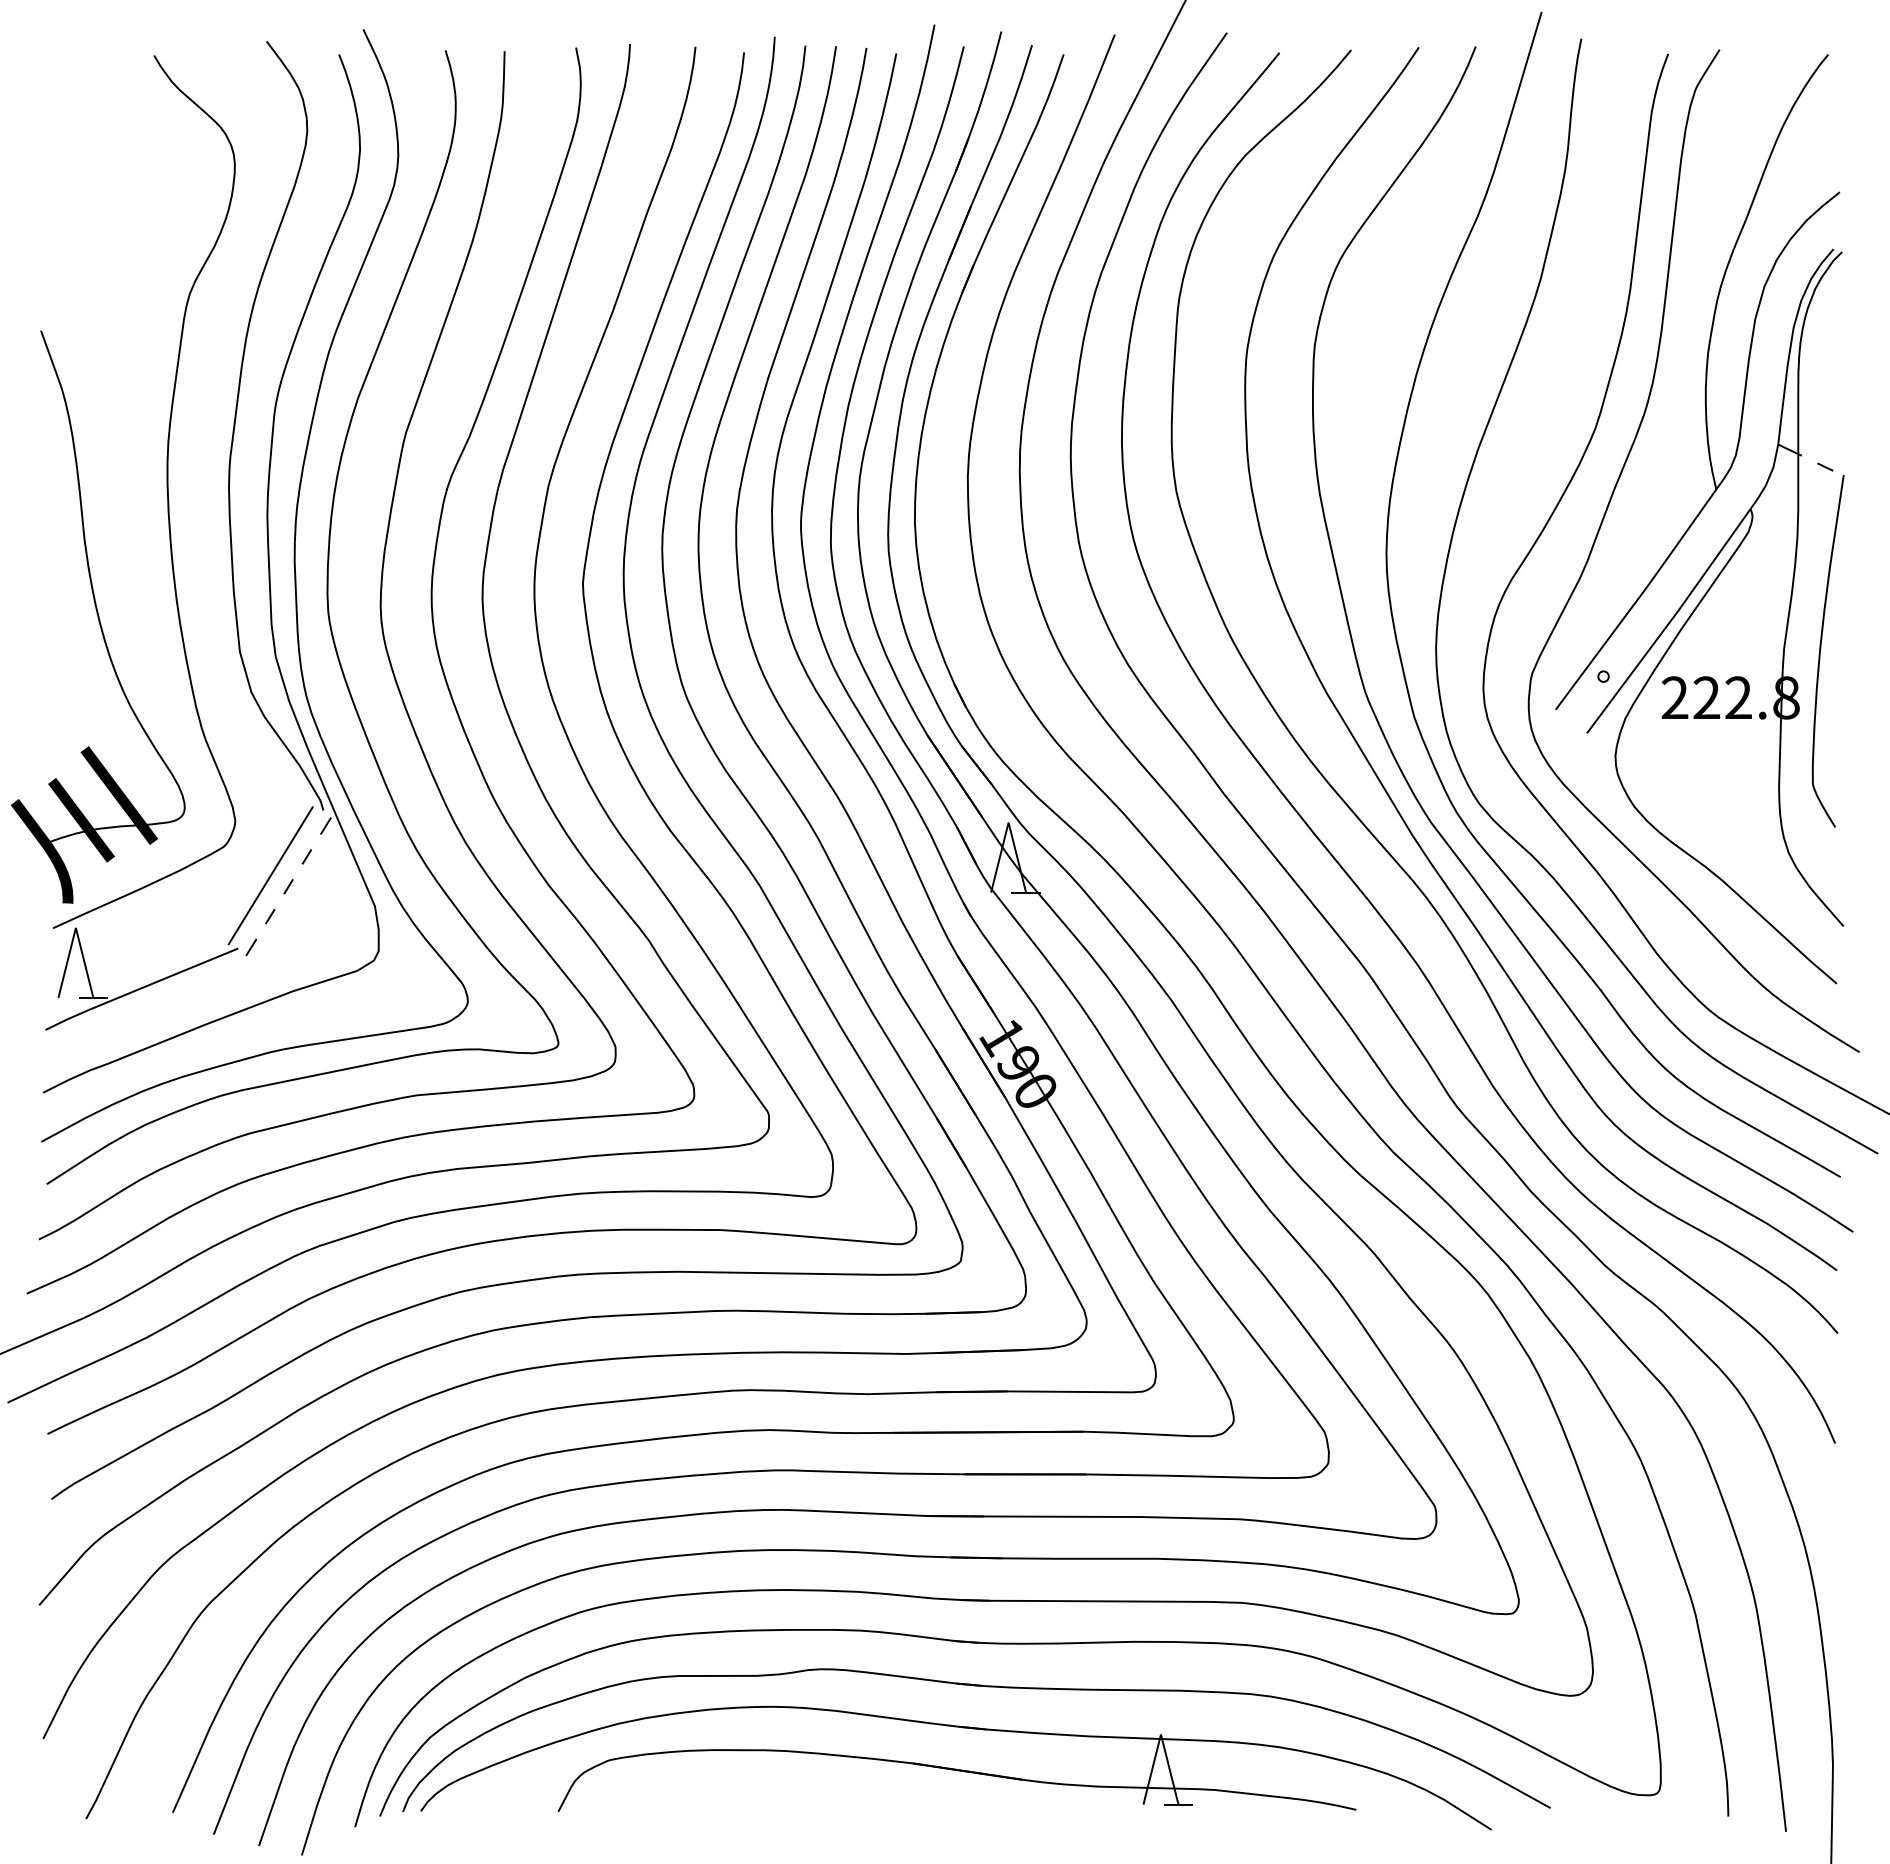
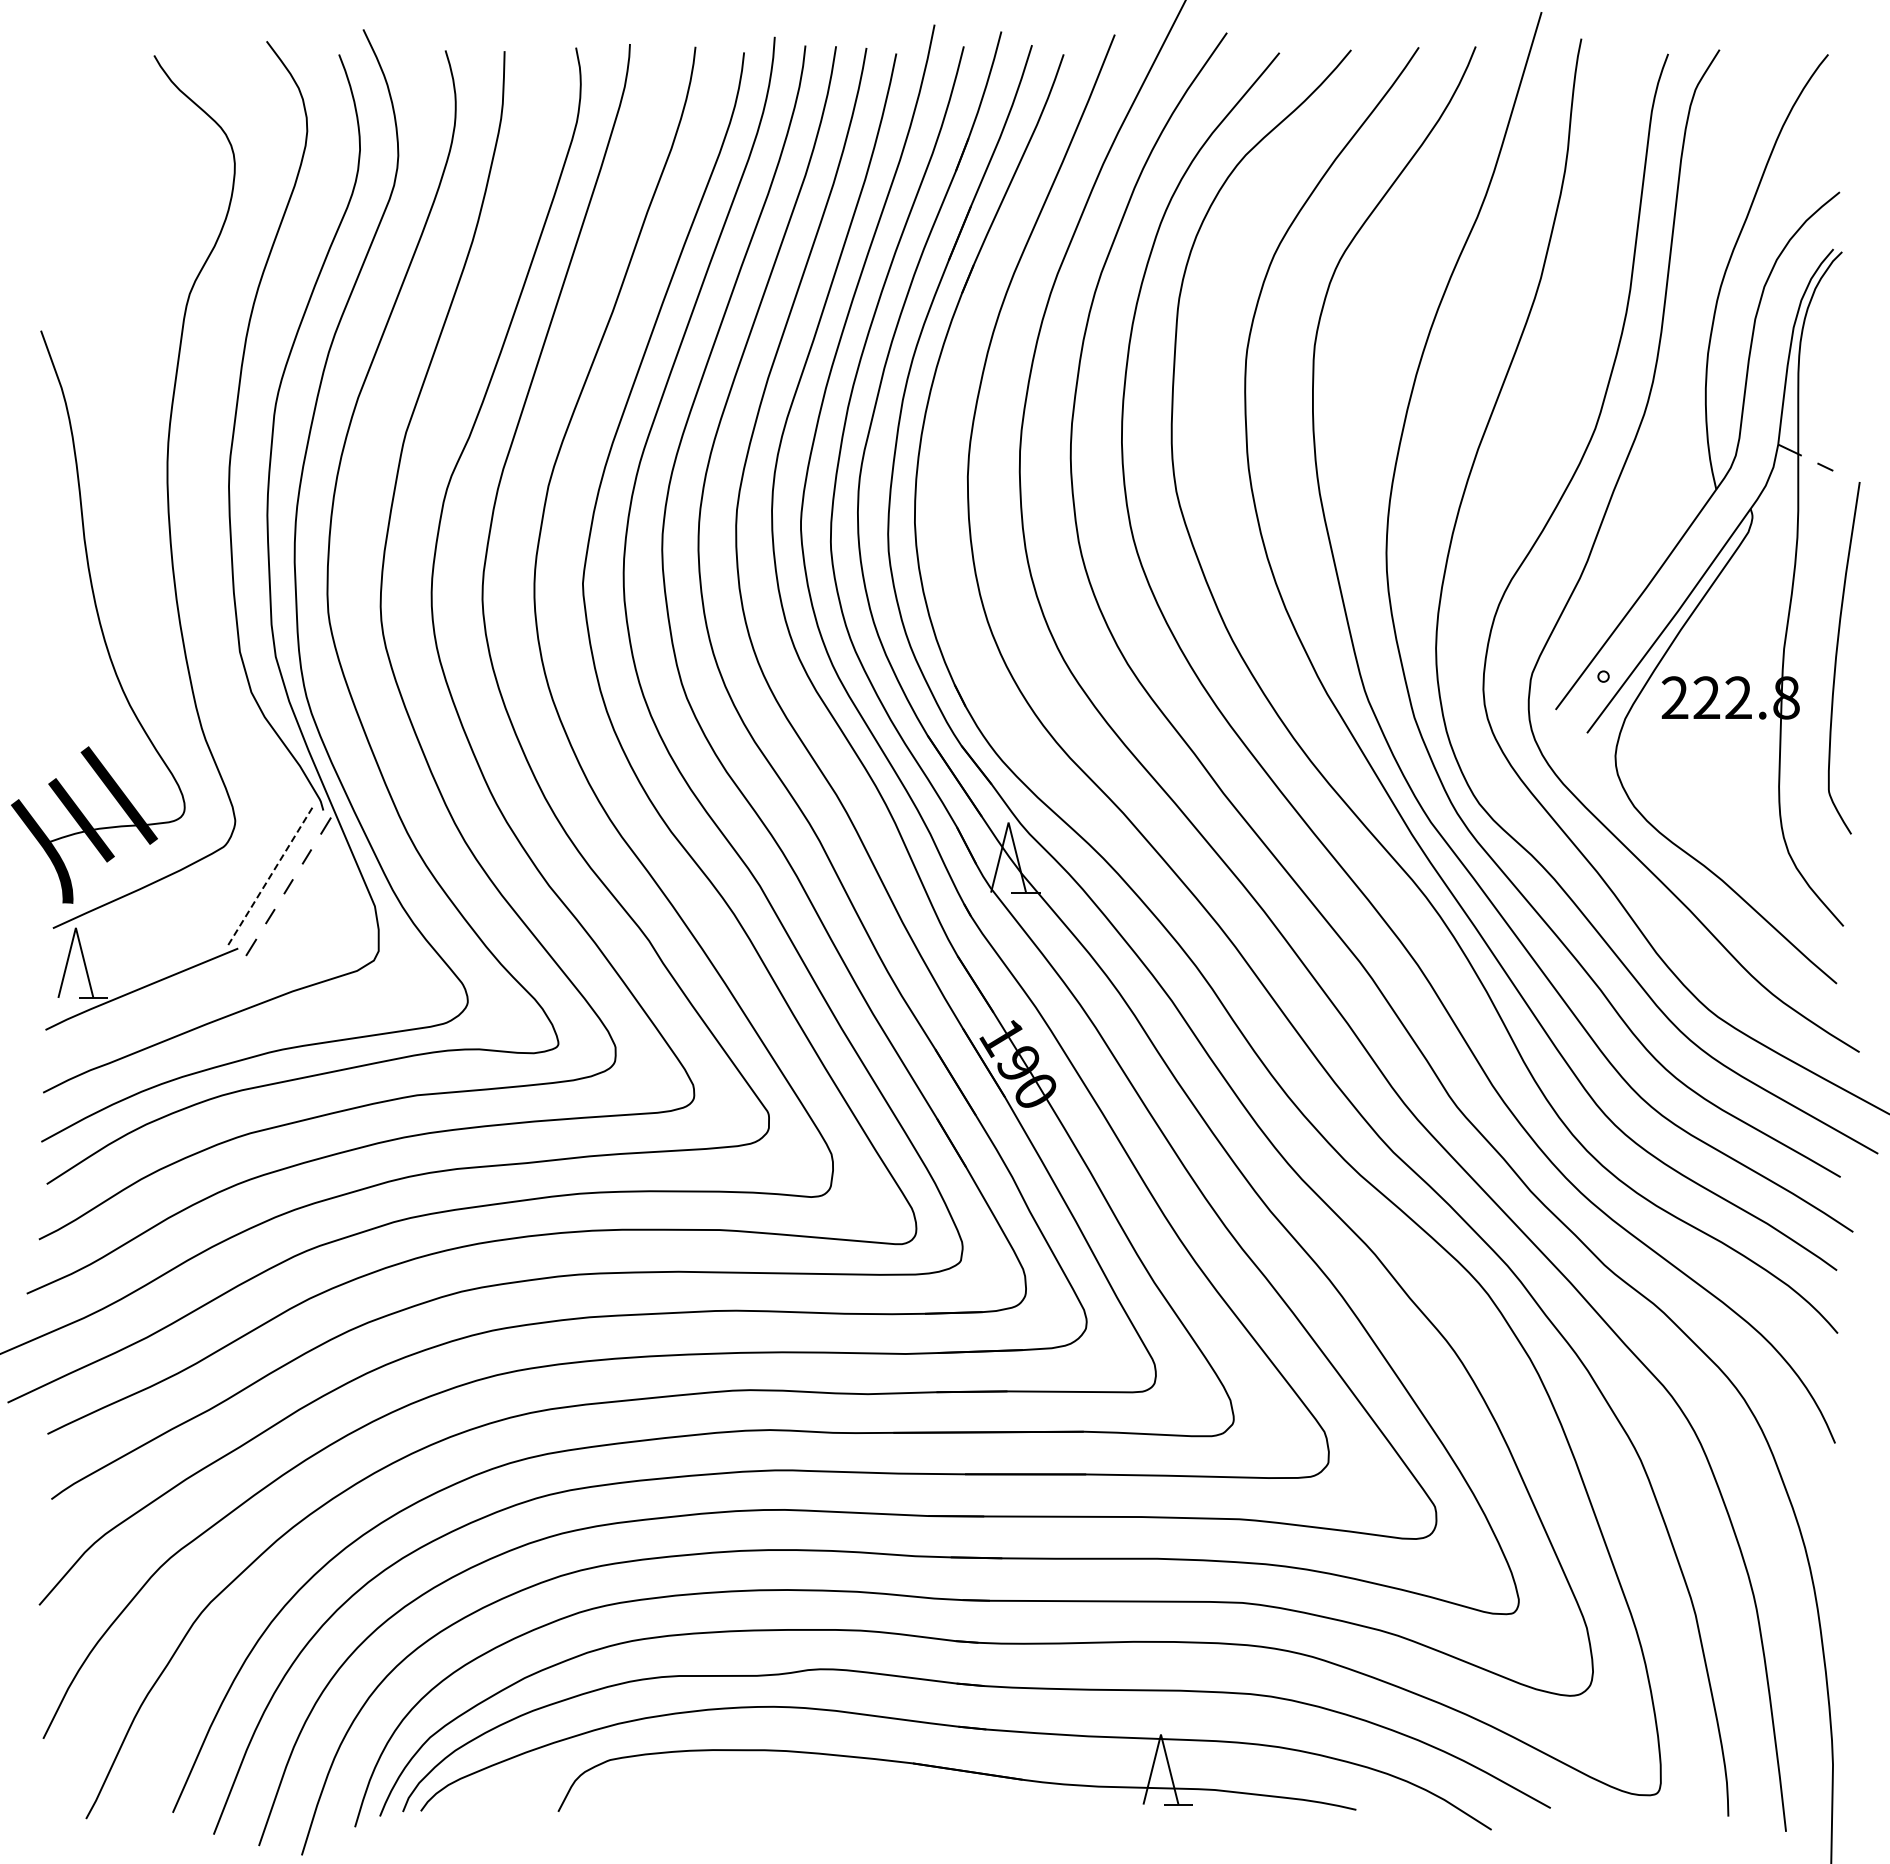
curve position: (1821, 649) -> (1837, 656) (1837, 656)
line: solid -> dashed (271, 875)
